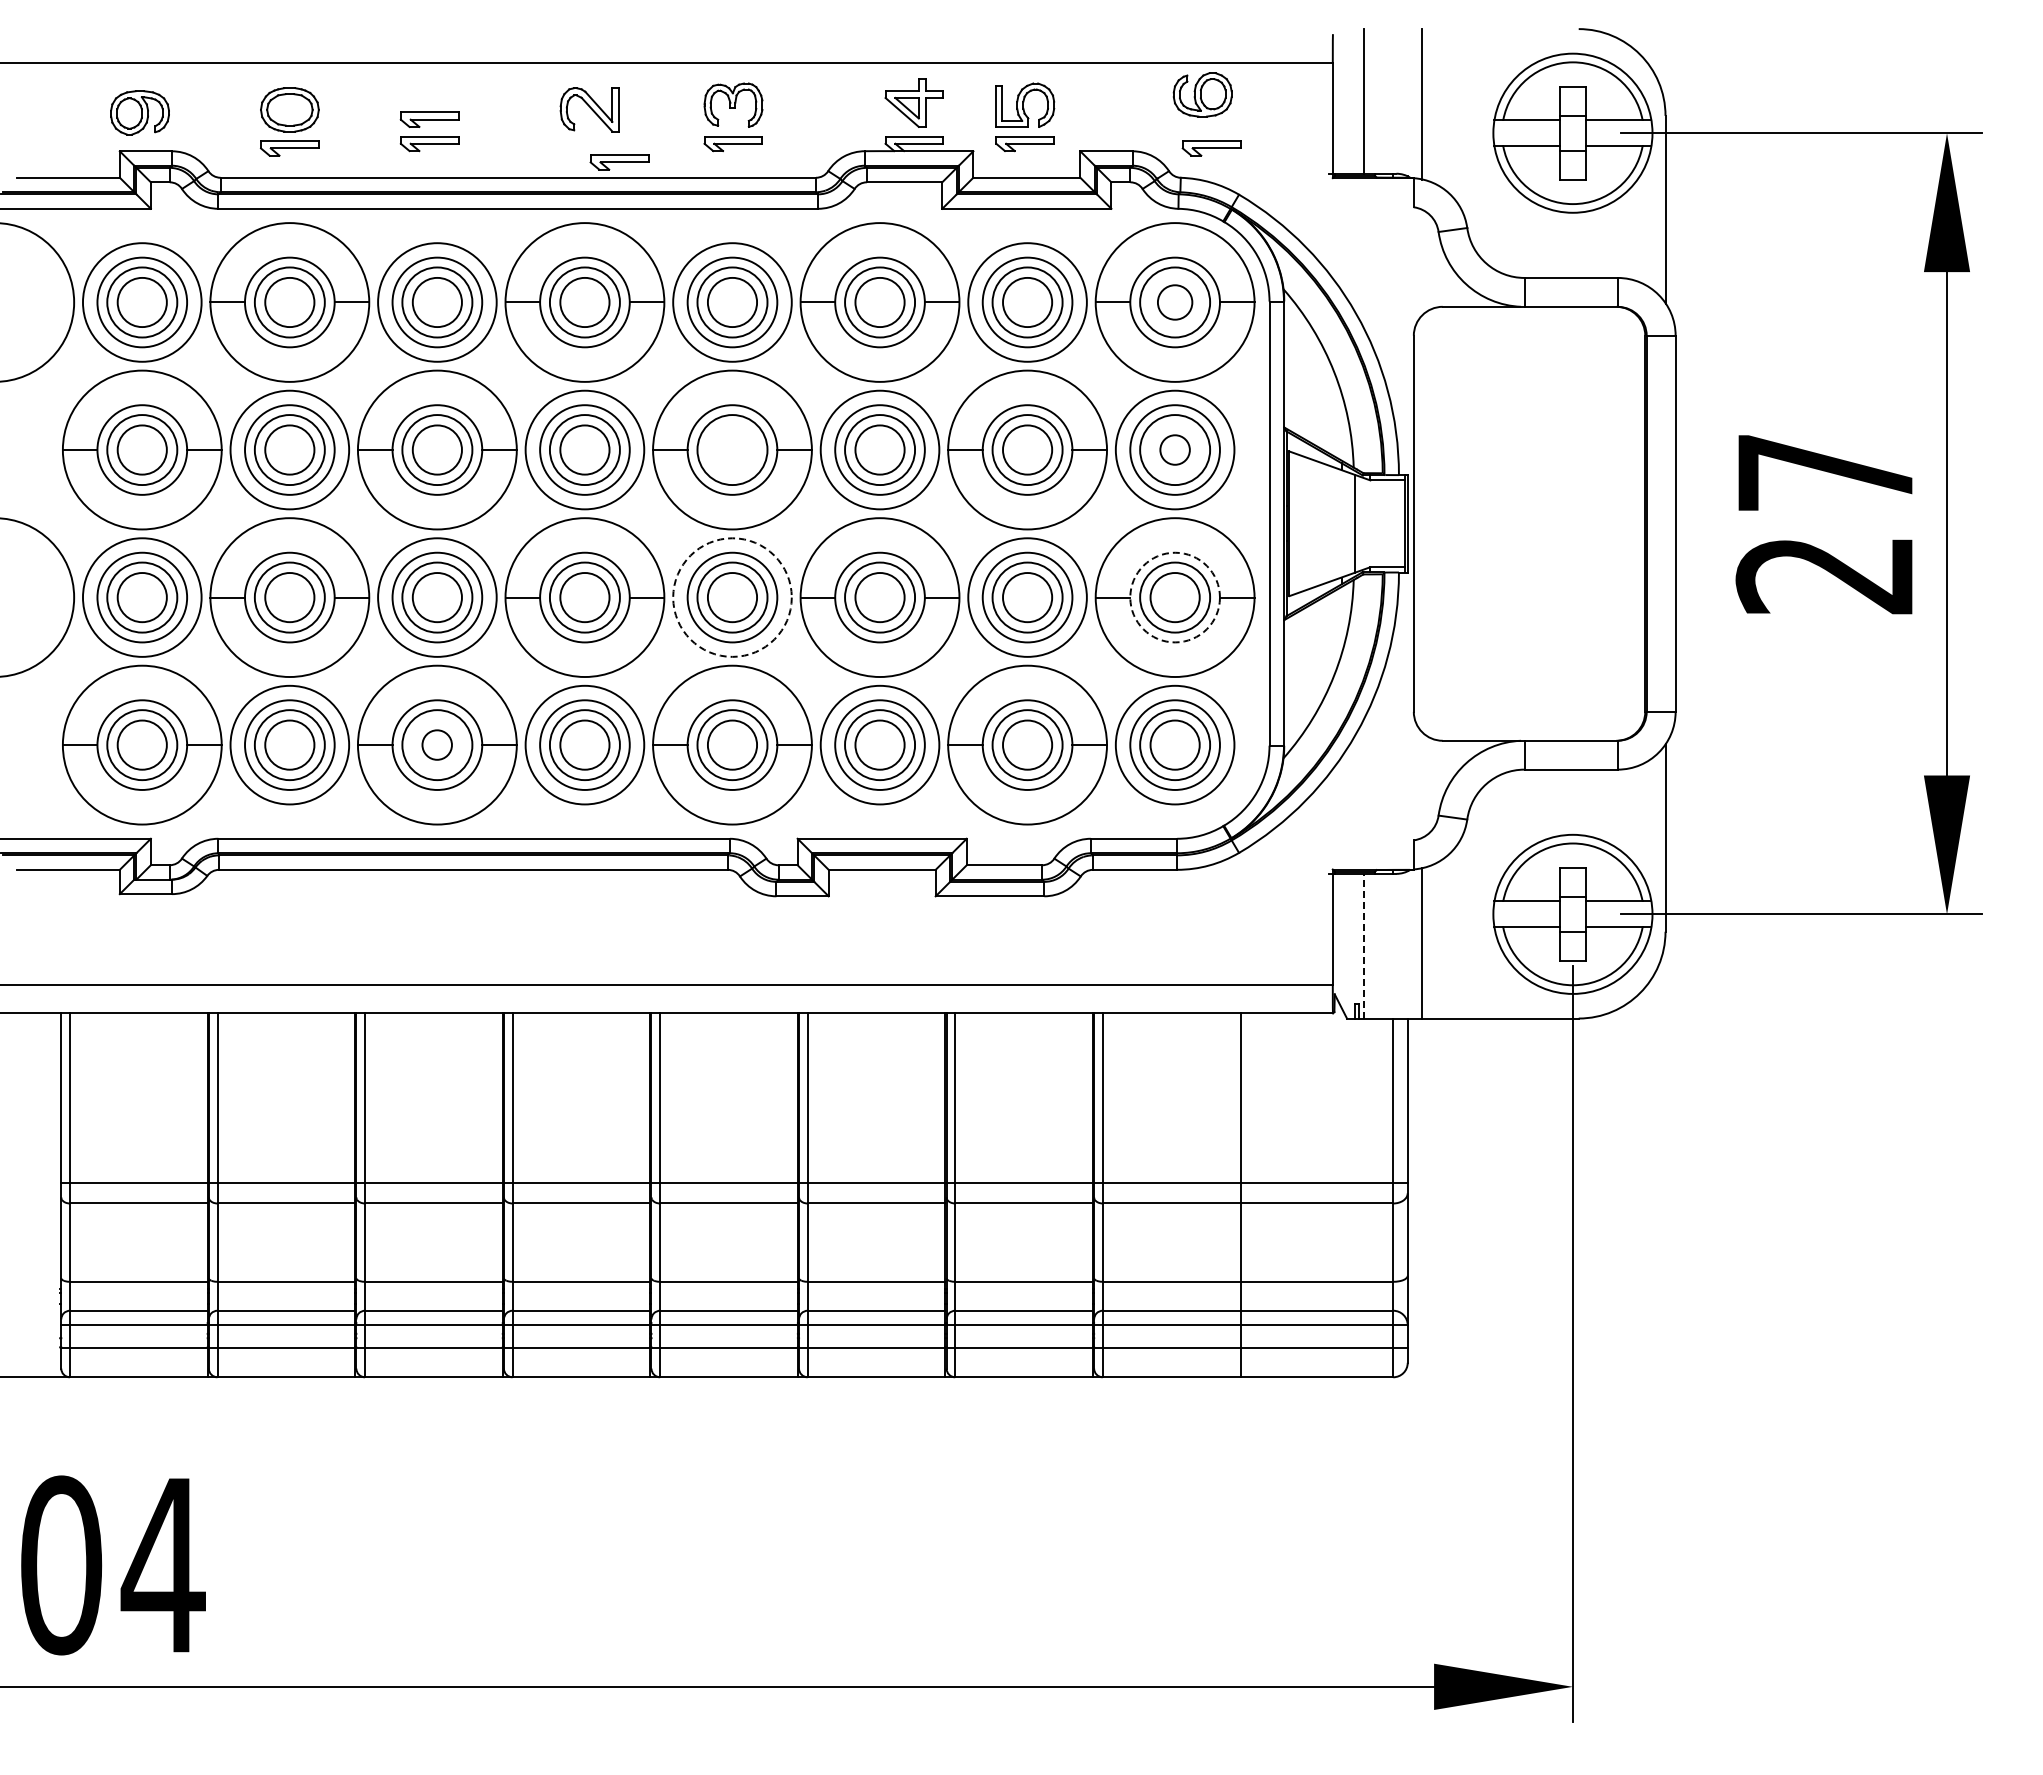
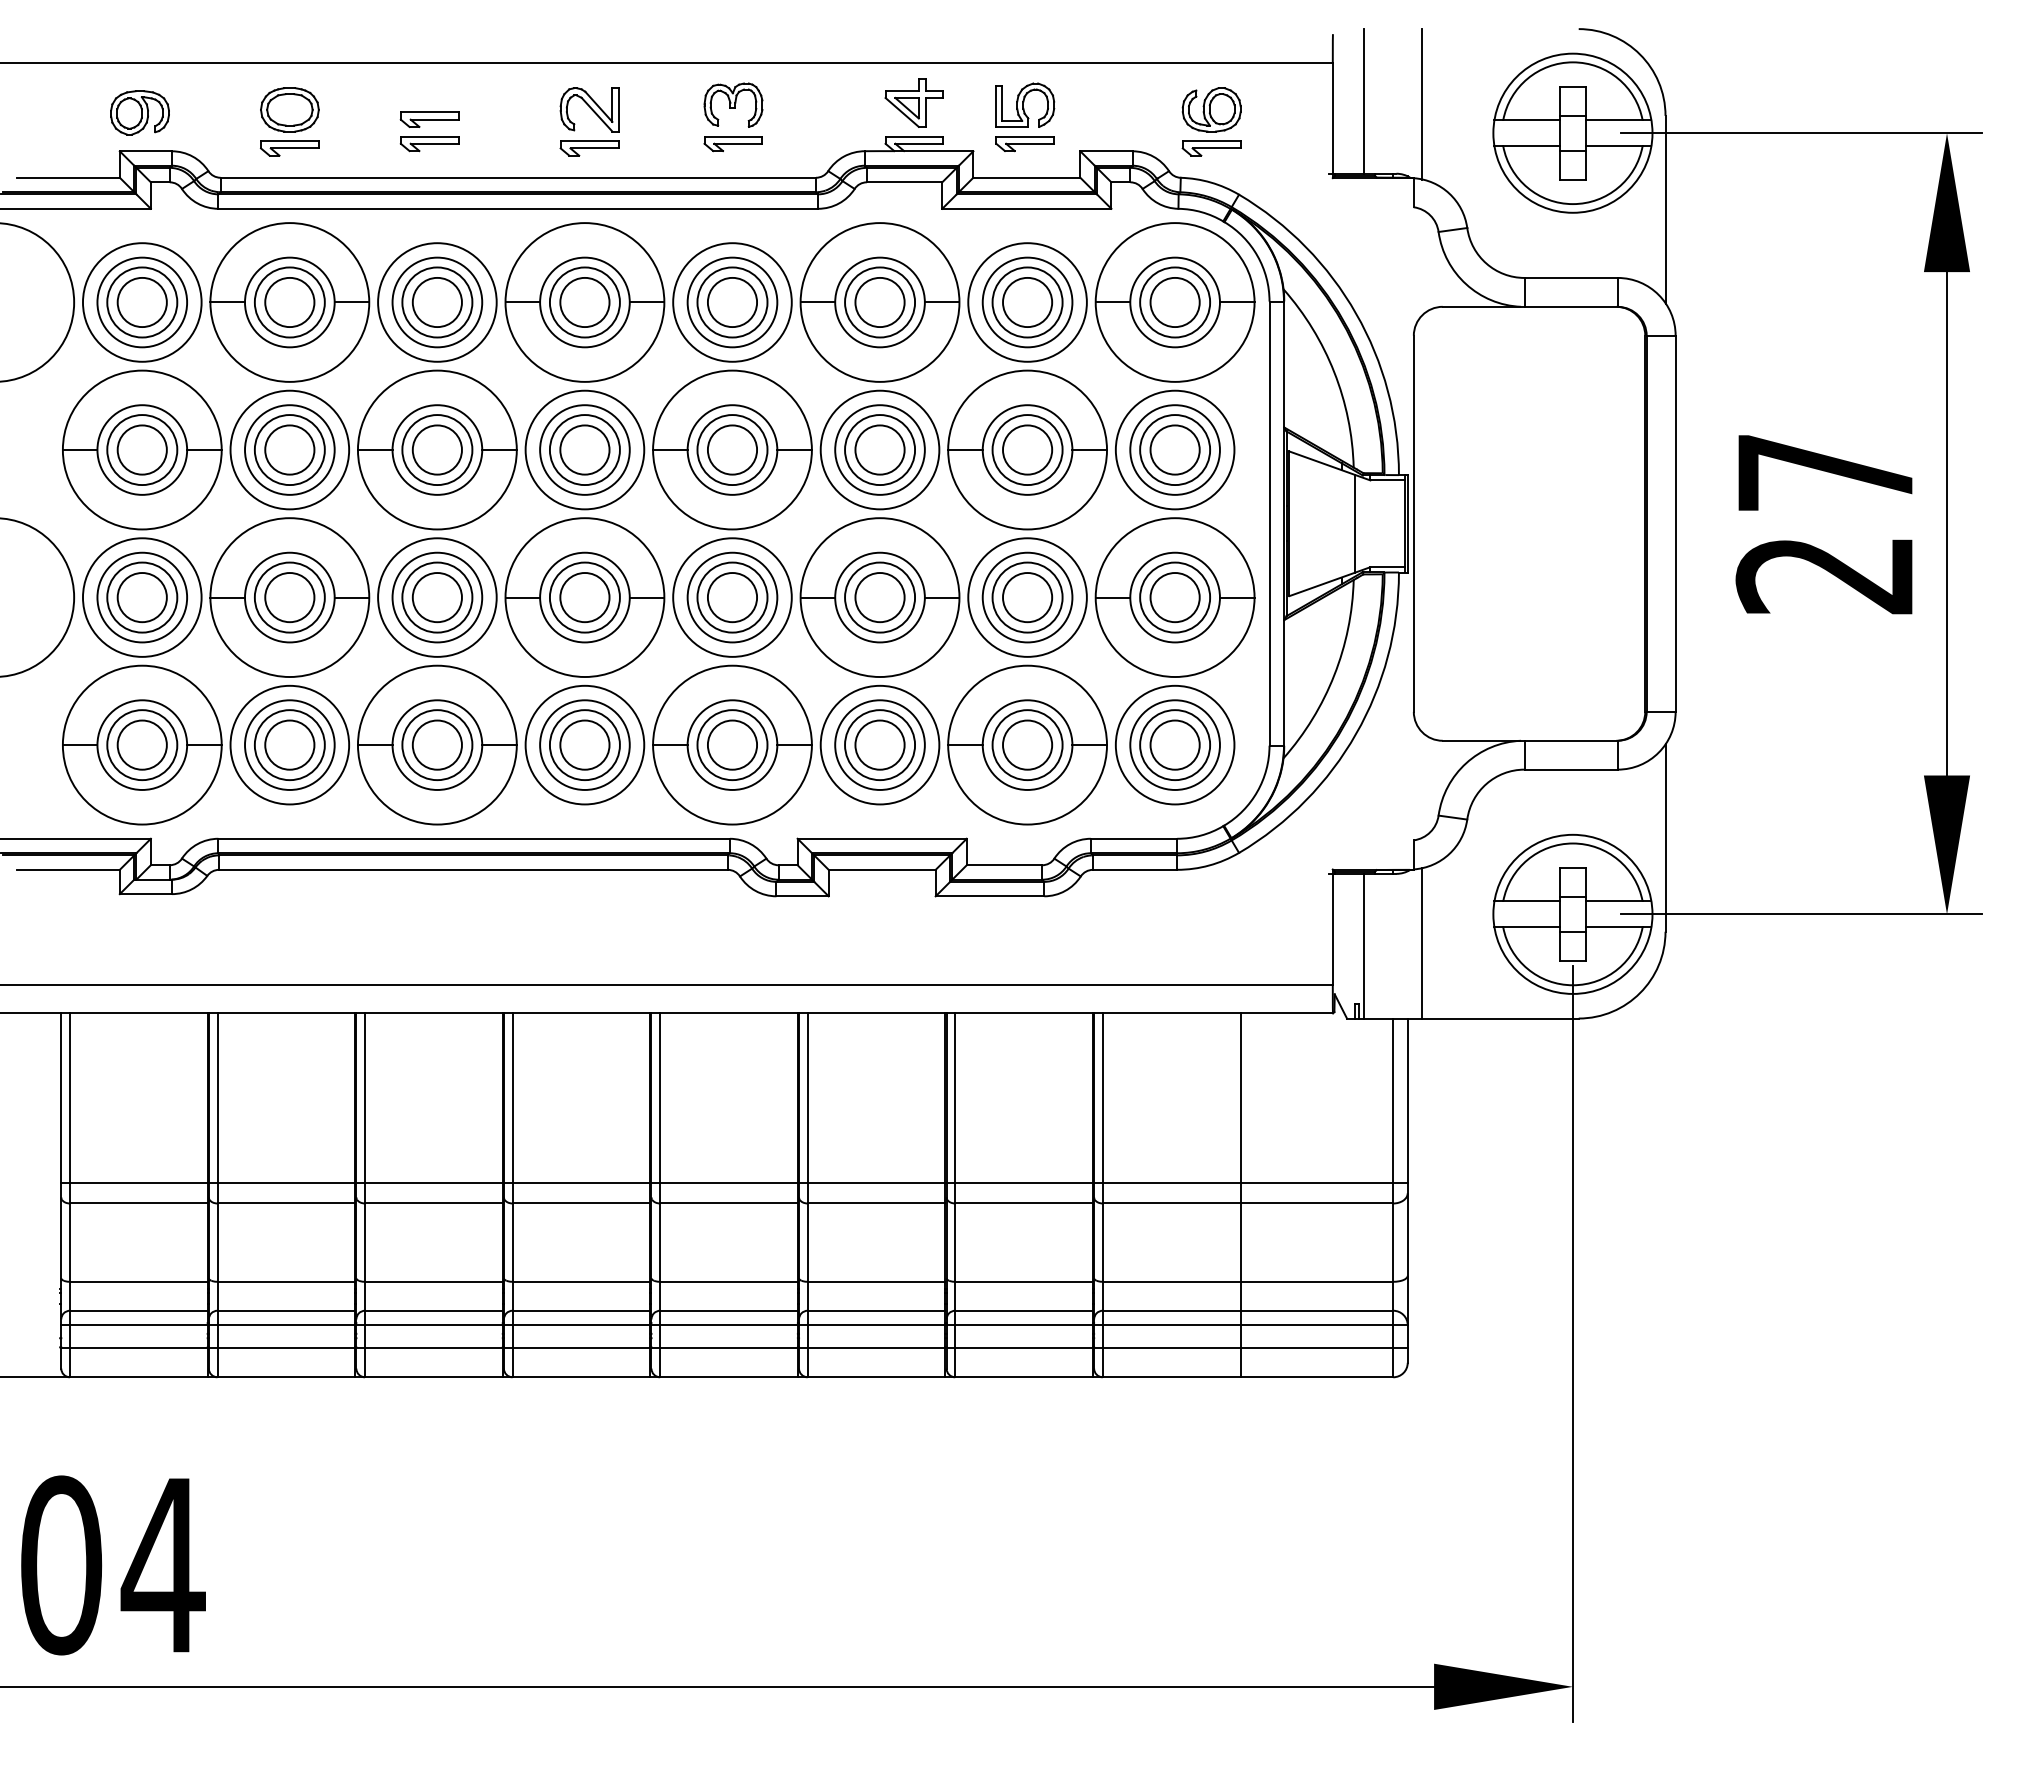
part position: (1202, 94) -> (1211, 109) (1211, 109)
part position: (619, 162) -> (589, 148) (589, 148)
circle diameter: 34 px -> 49 px (1174, 302)
circle: none -> present (732, 449)
circle diameter: 30 px -> 49 px (1174, 449)
circle: dashed -> solid (732, 597)
circle: dashed -> solid (1174, 597)
circle size: 32x32 px -> 52x52 px (436, 744)
line: dashed -> solid (1364, 945)
